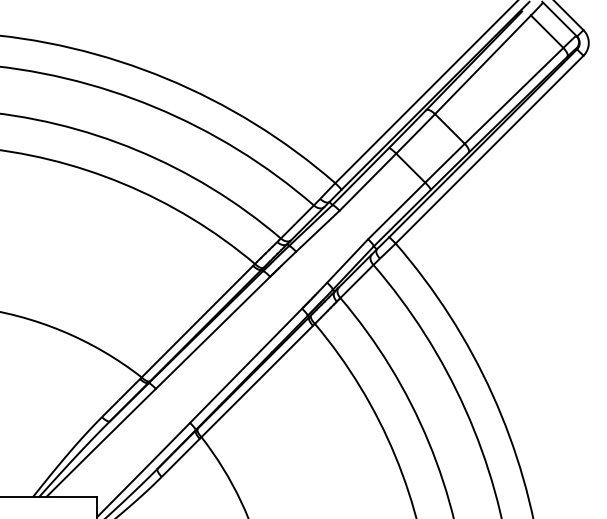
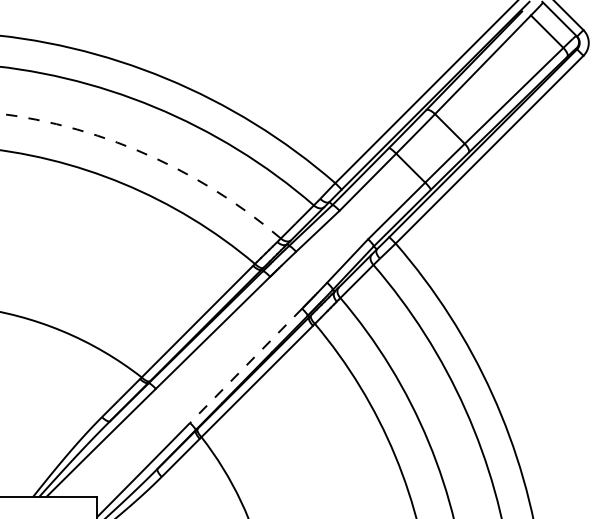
arc: solid -> dashed (149, 155)
line: solid -> dashed (245, 366)
